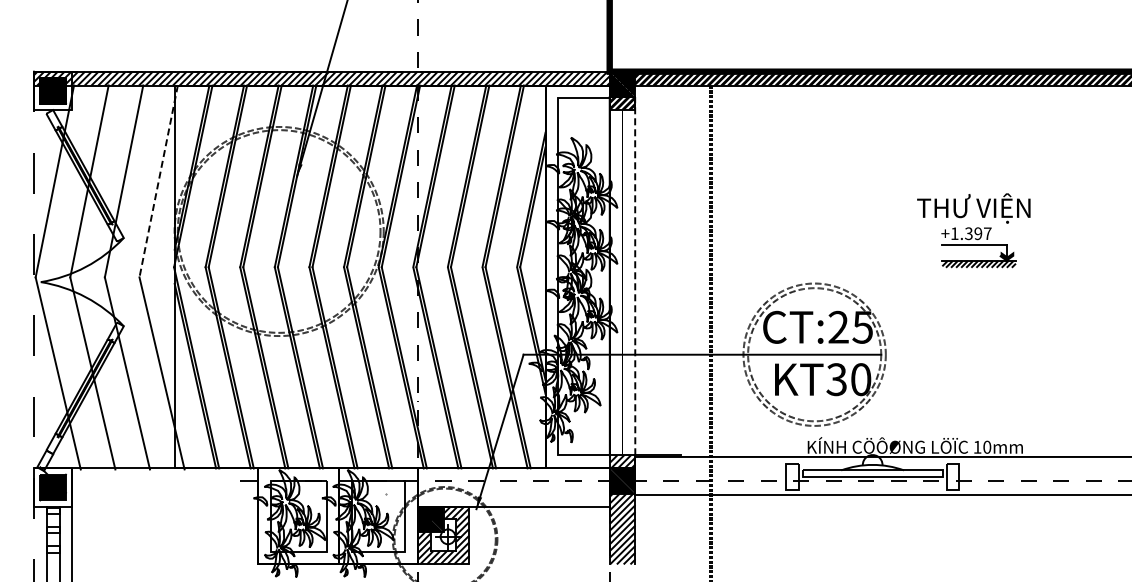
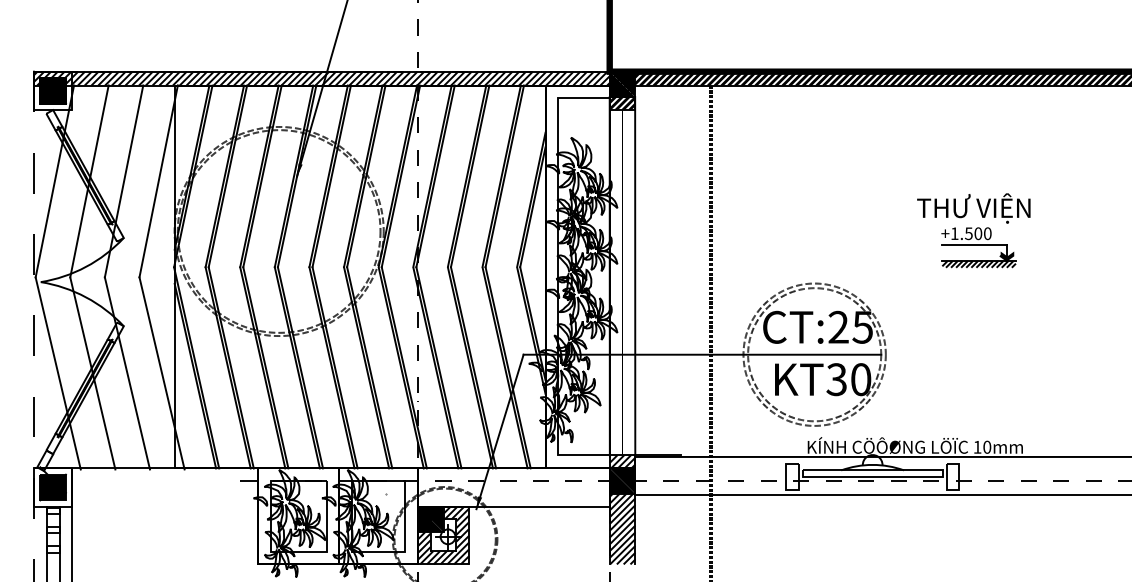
line: dashed -> solid (158, 181)
text: +1.397 -> +1.500 (978, 233)
line: dashed -> solid (635, 275)
